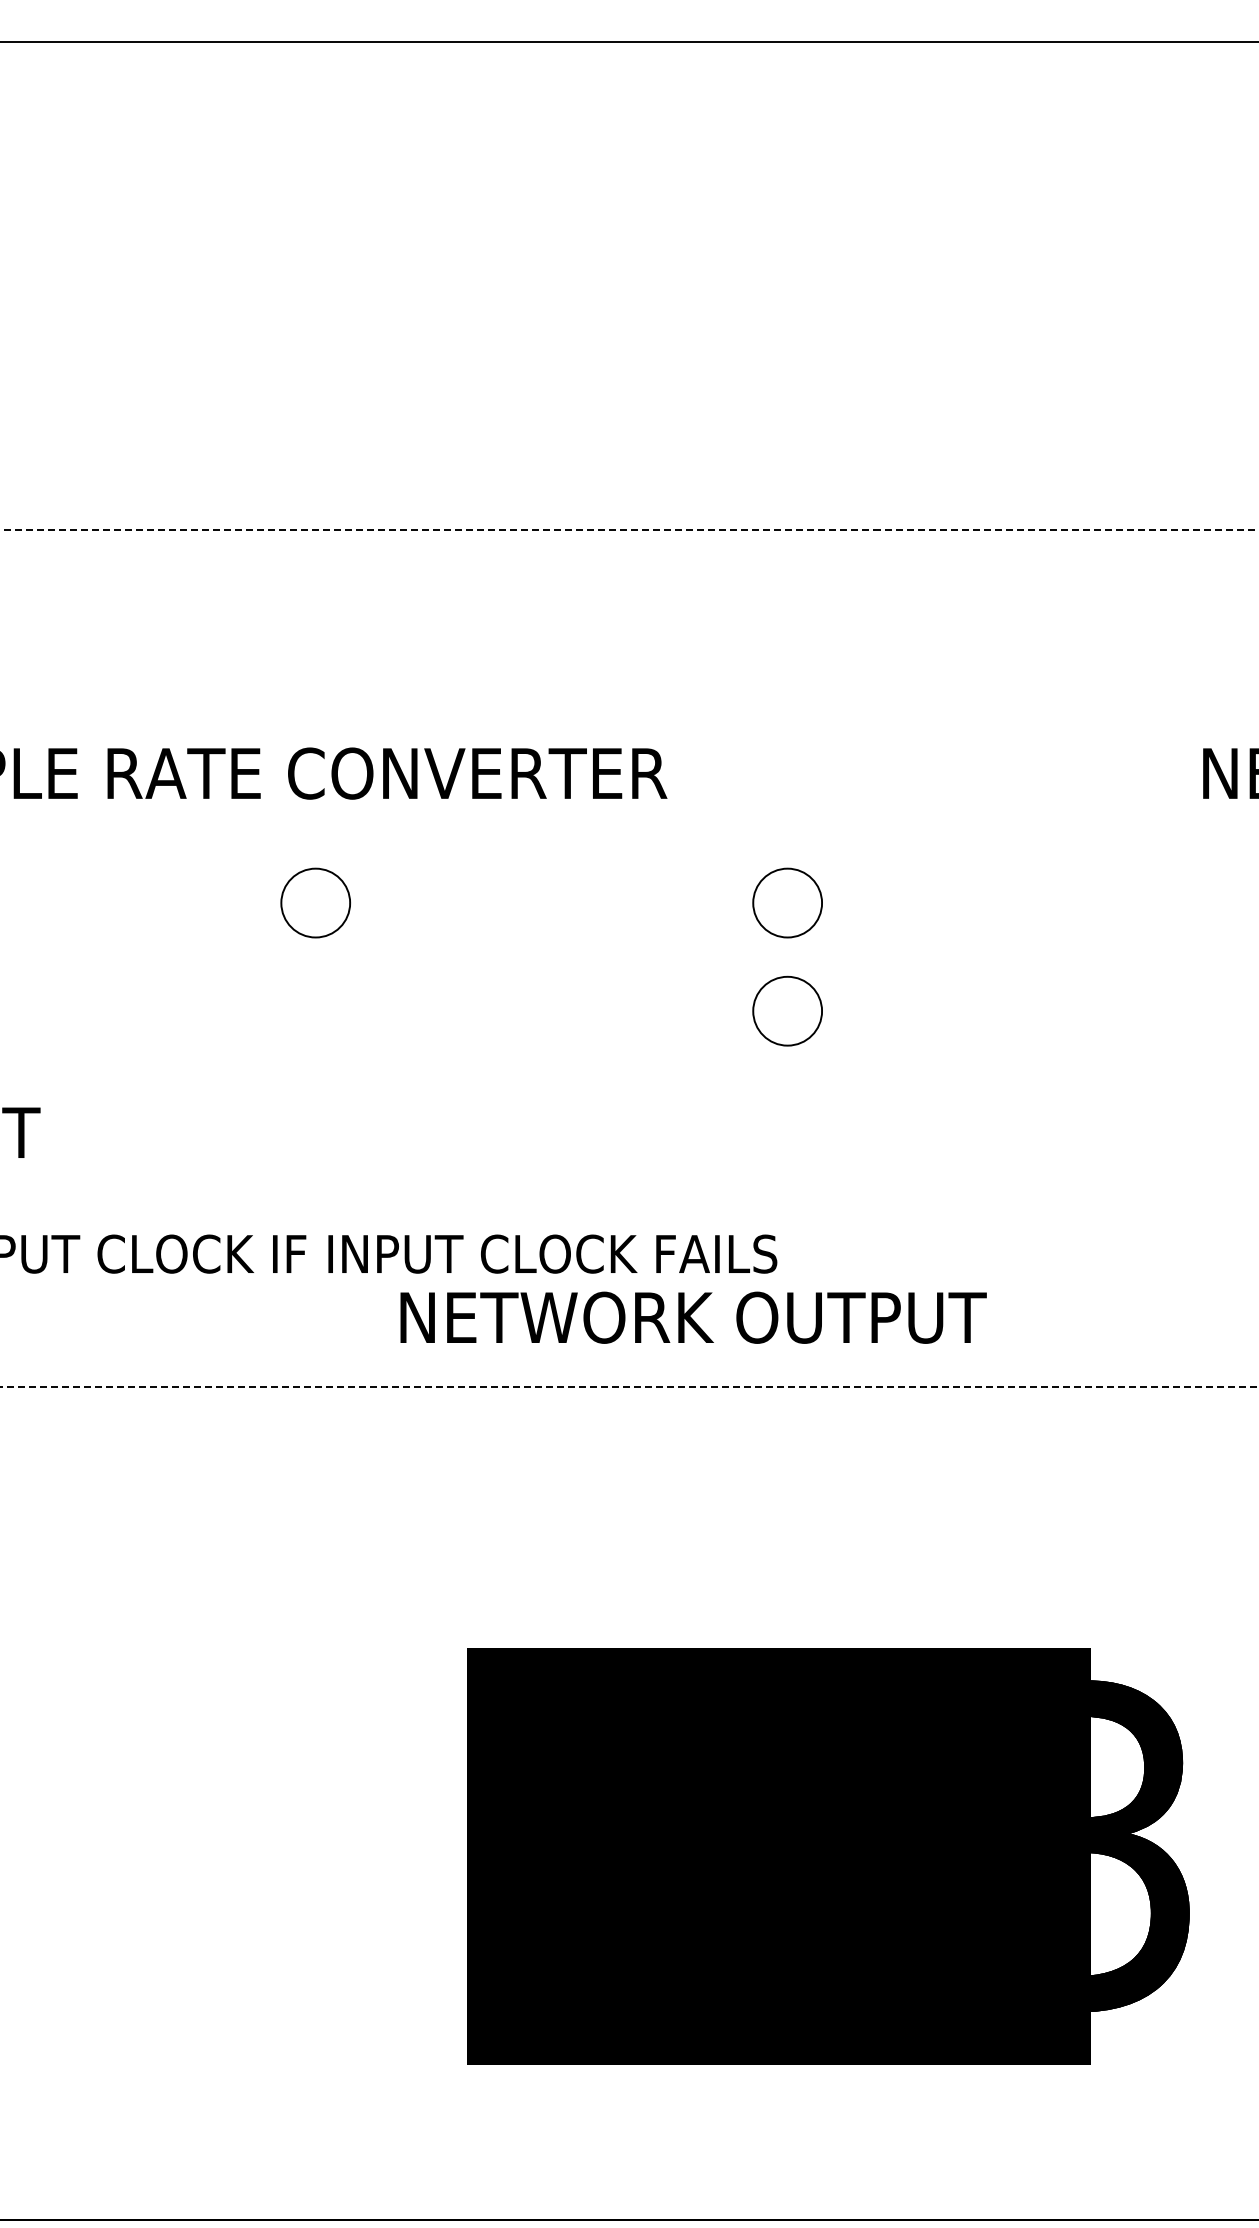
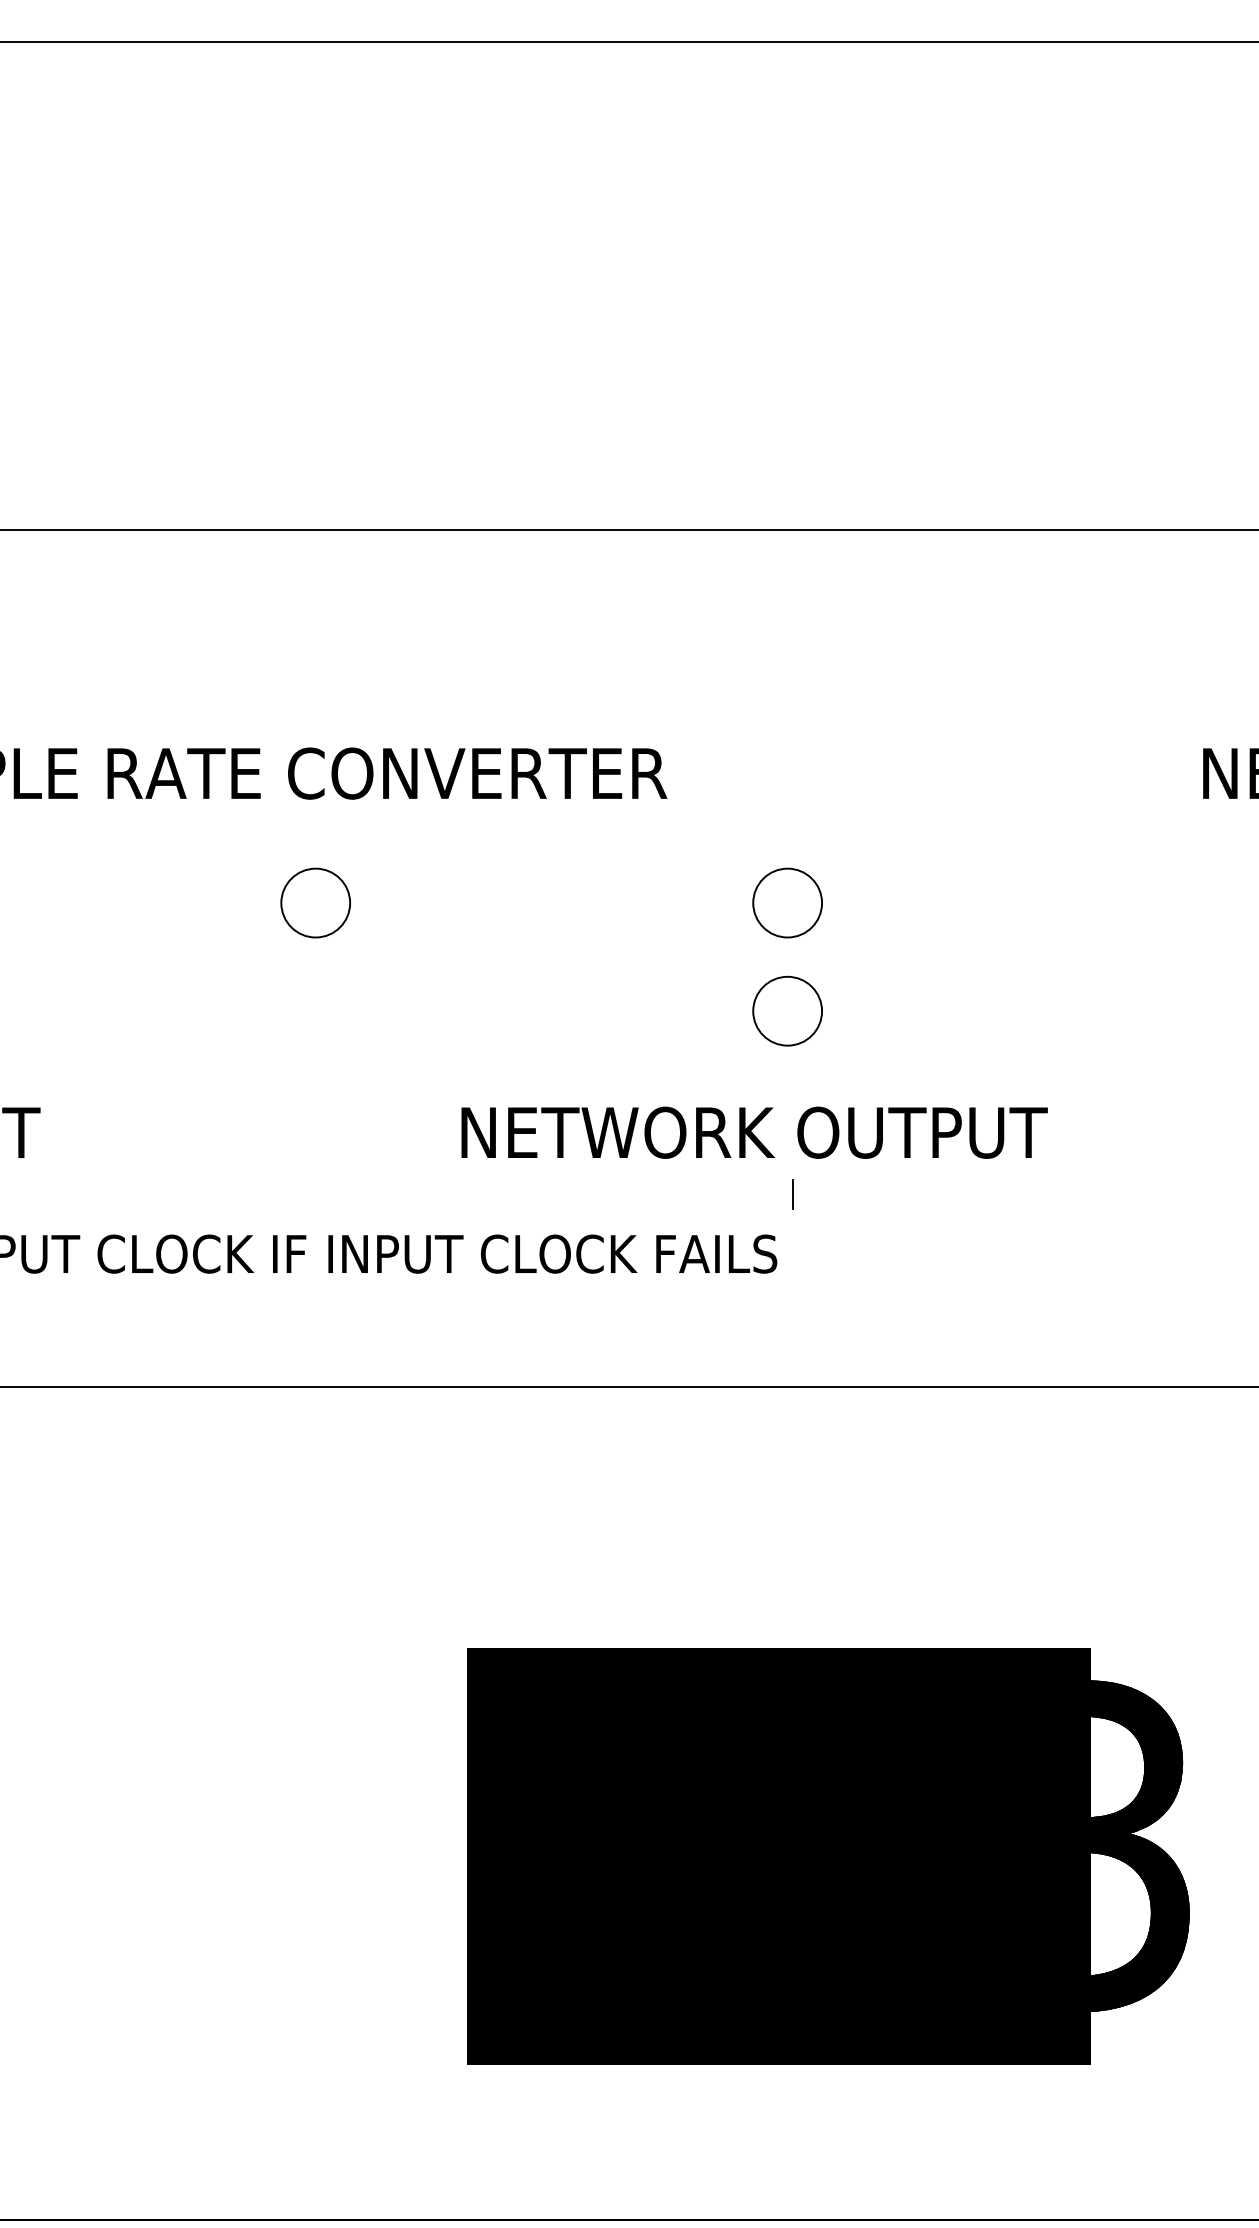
line: dashed -> solid (629, 529)
line: none -> present (792, 1194)
text position: (693, 1317) -> (754, 1132) (754, 1132)
line: dashed -> solid (628, 1386)
